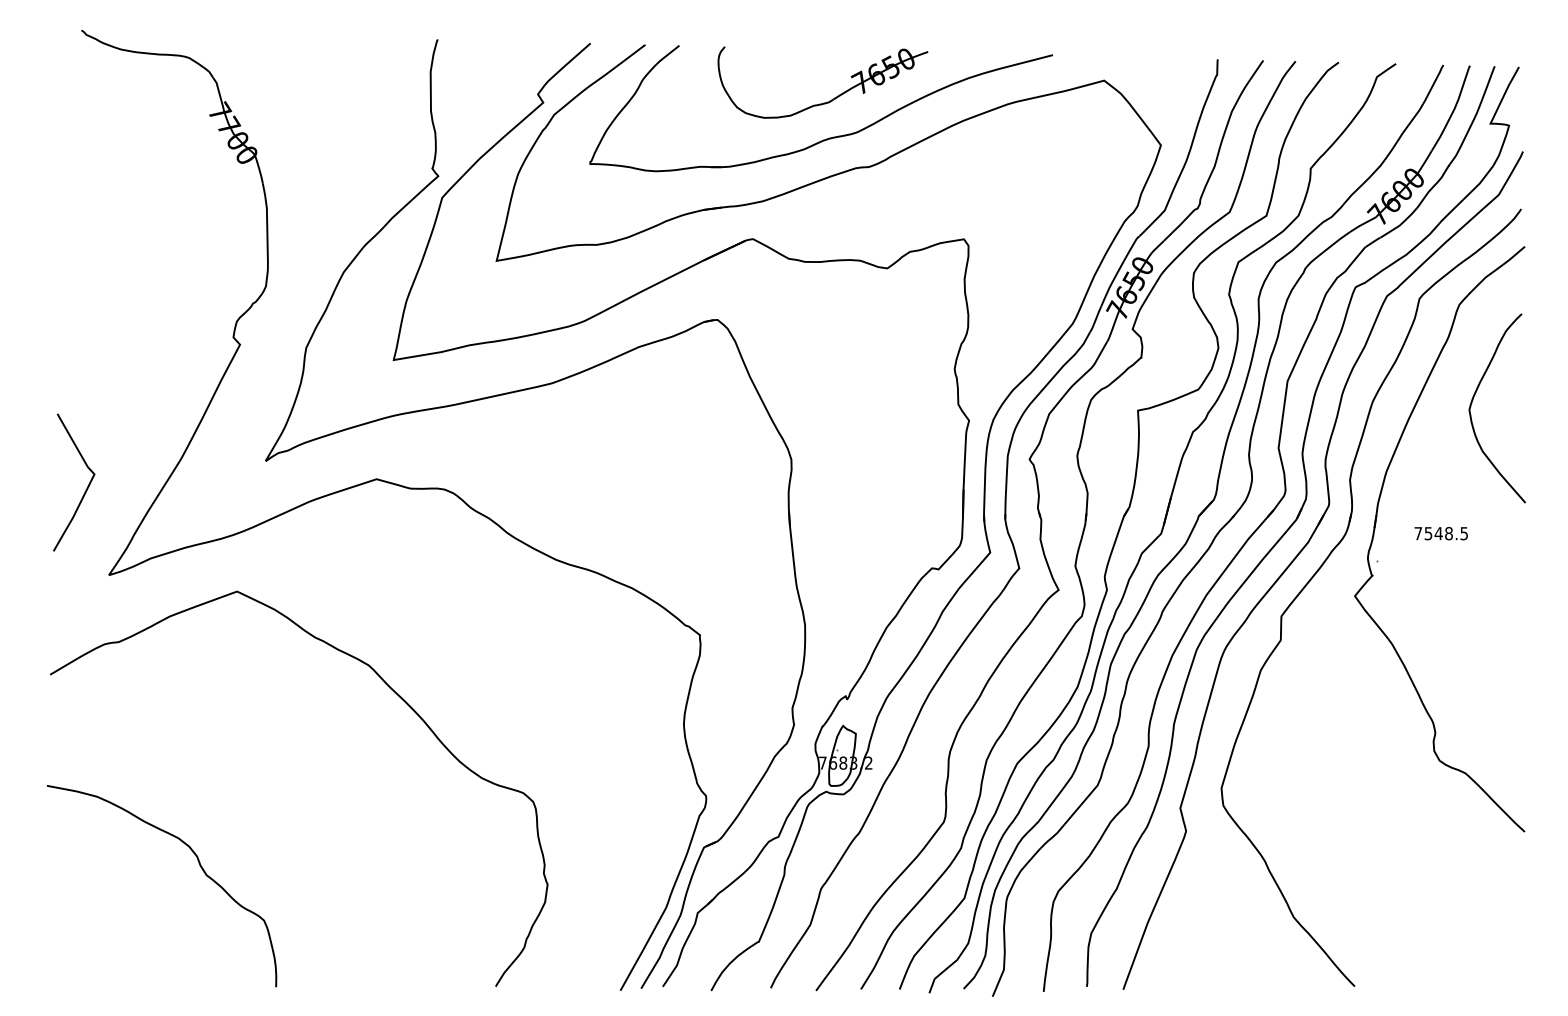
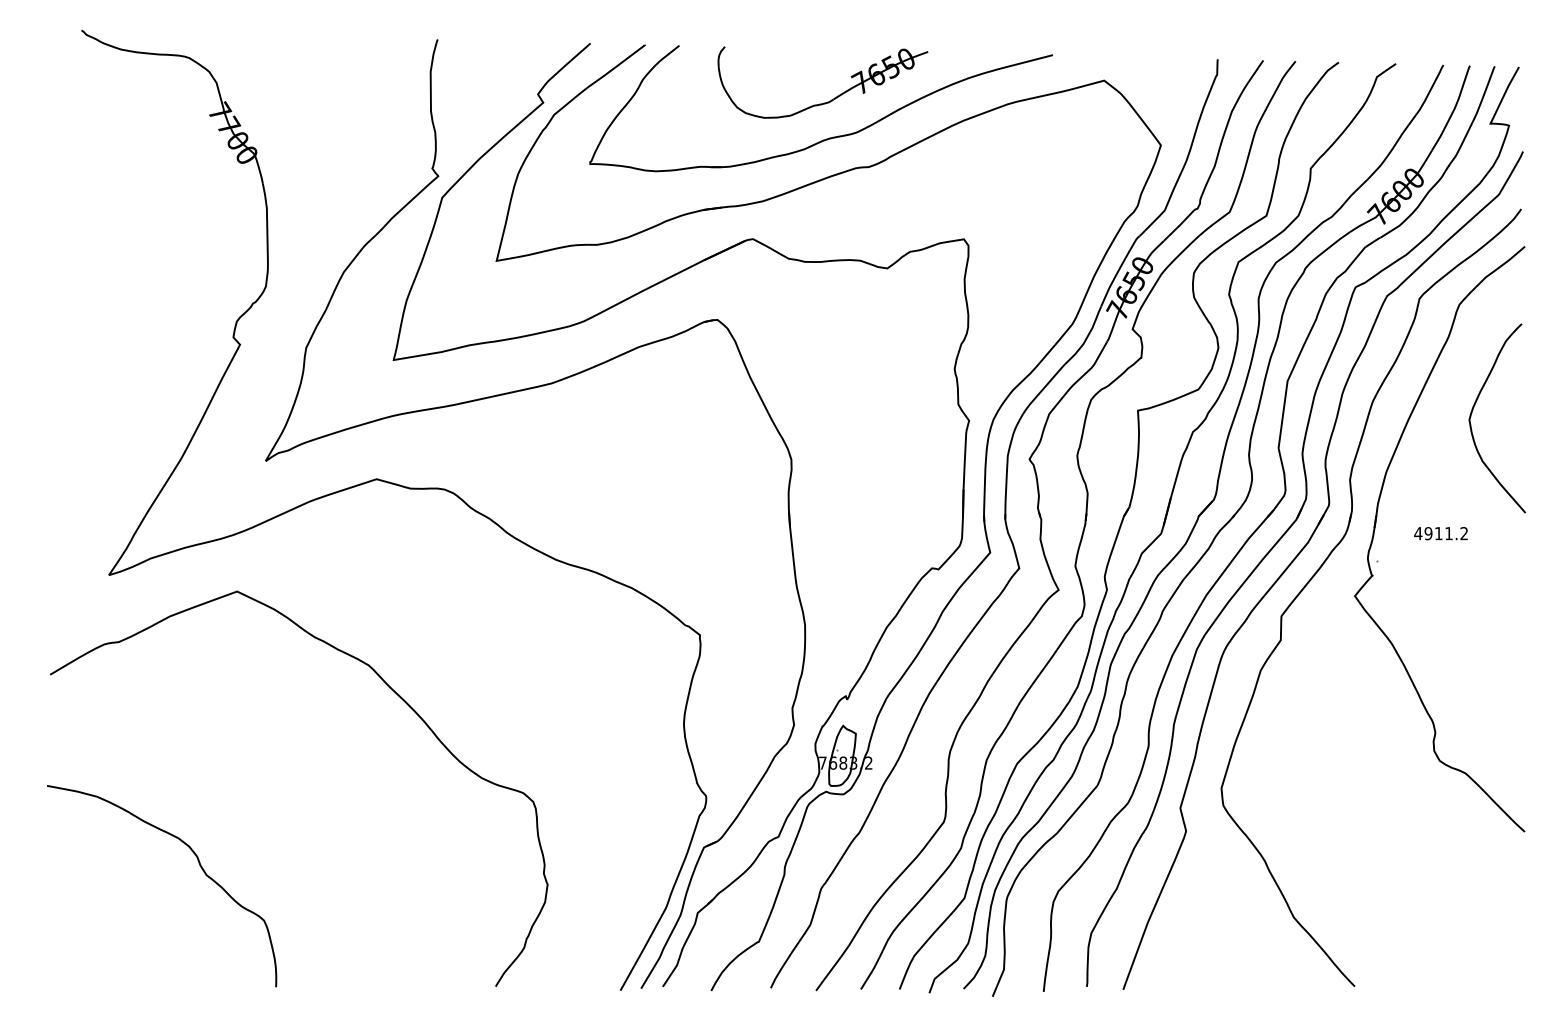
curve position: (1473, 400) -> (1473, 410) (1473, 410)
curve: present -> none (86, 488)
text: 7548.5 -> 4911.2 (1440, 533)
